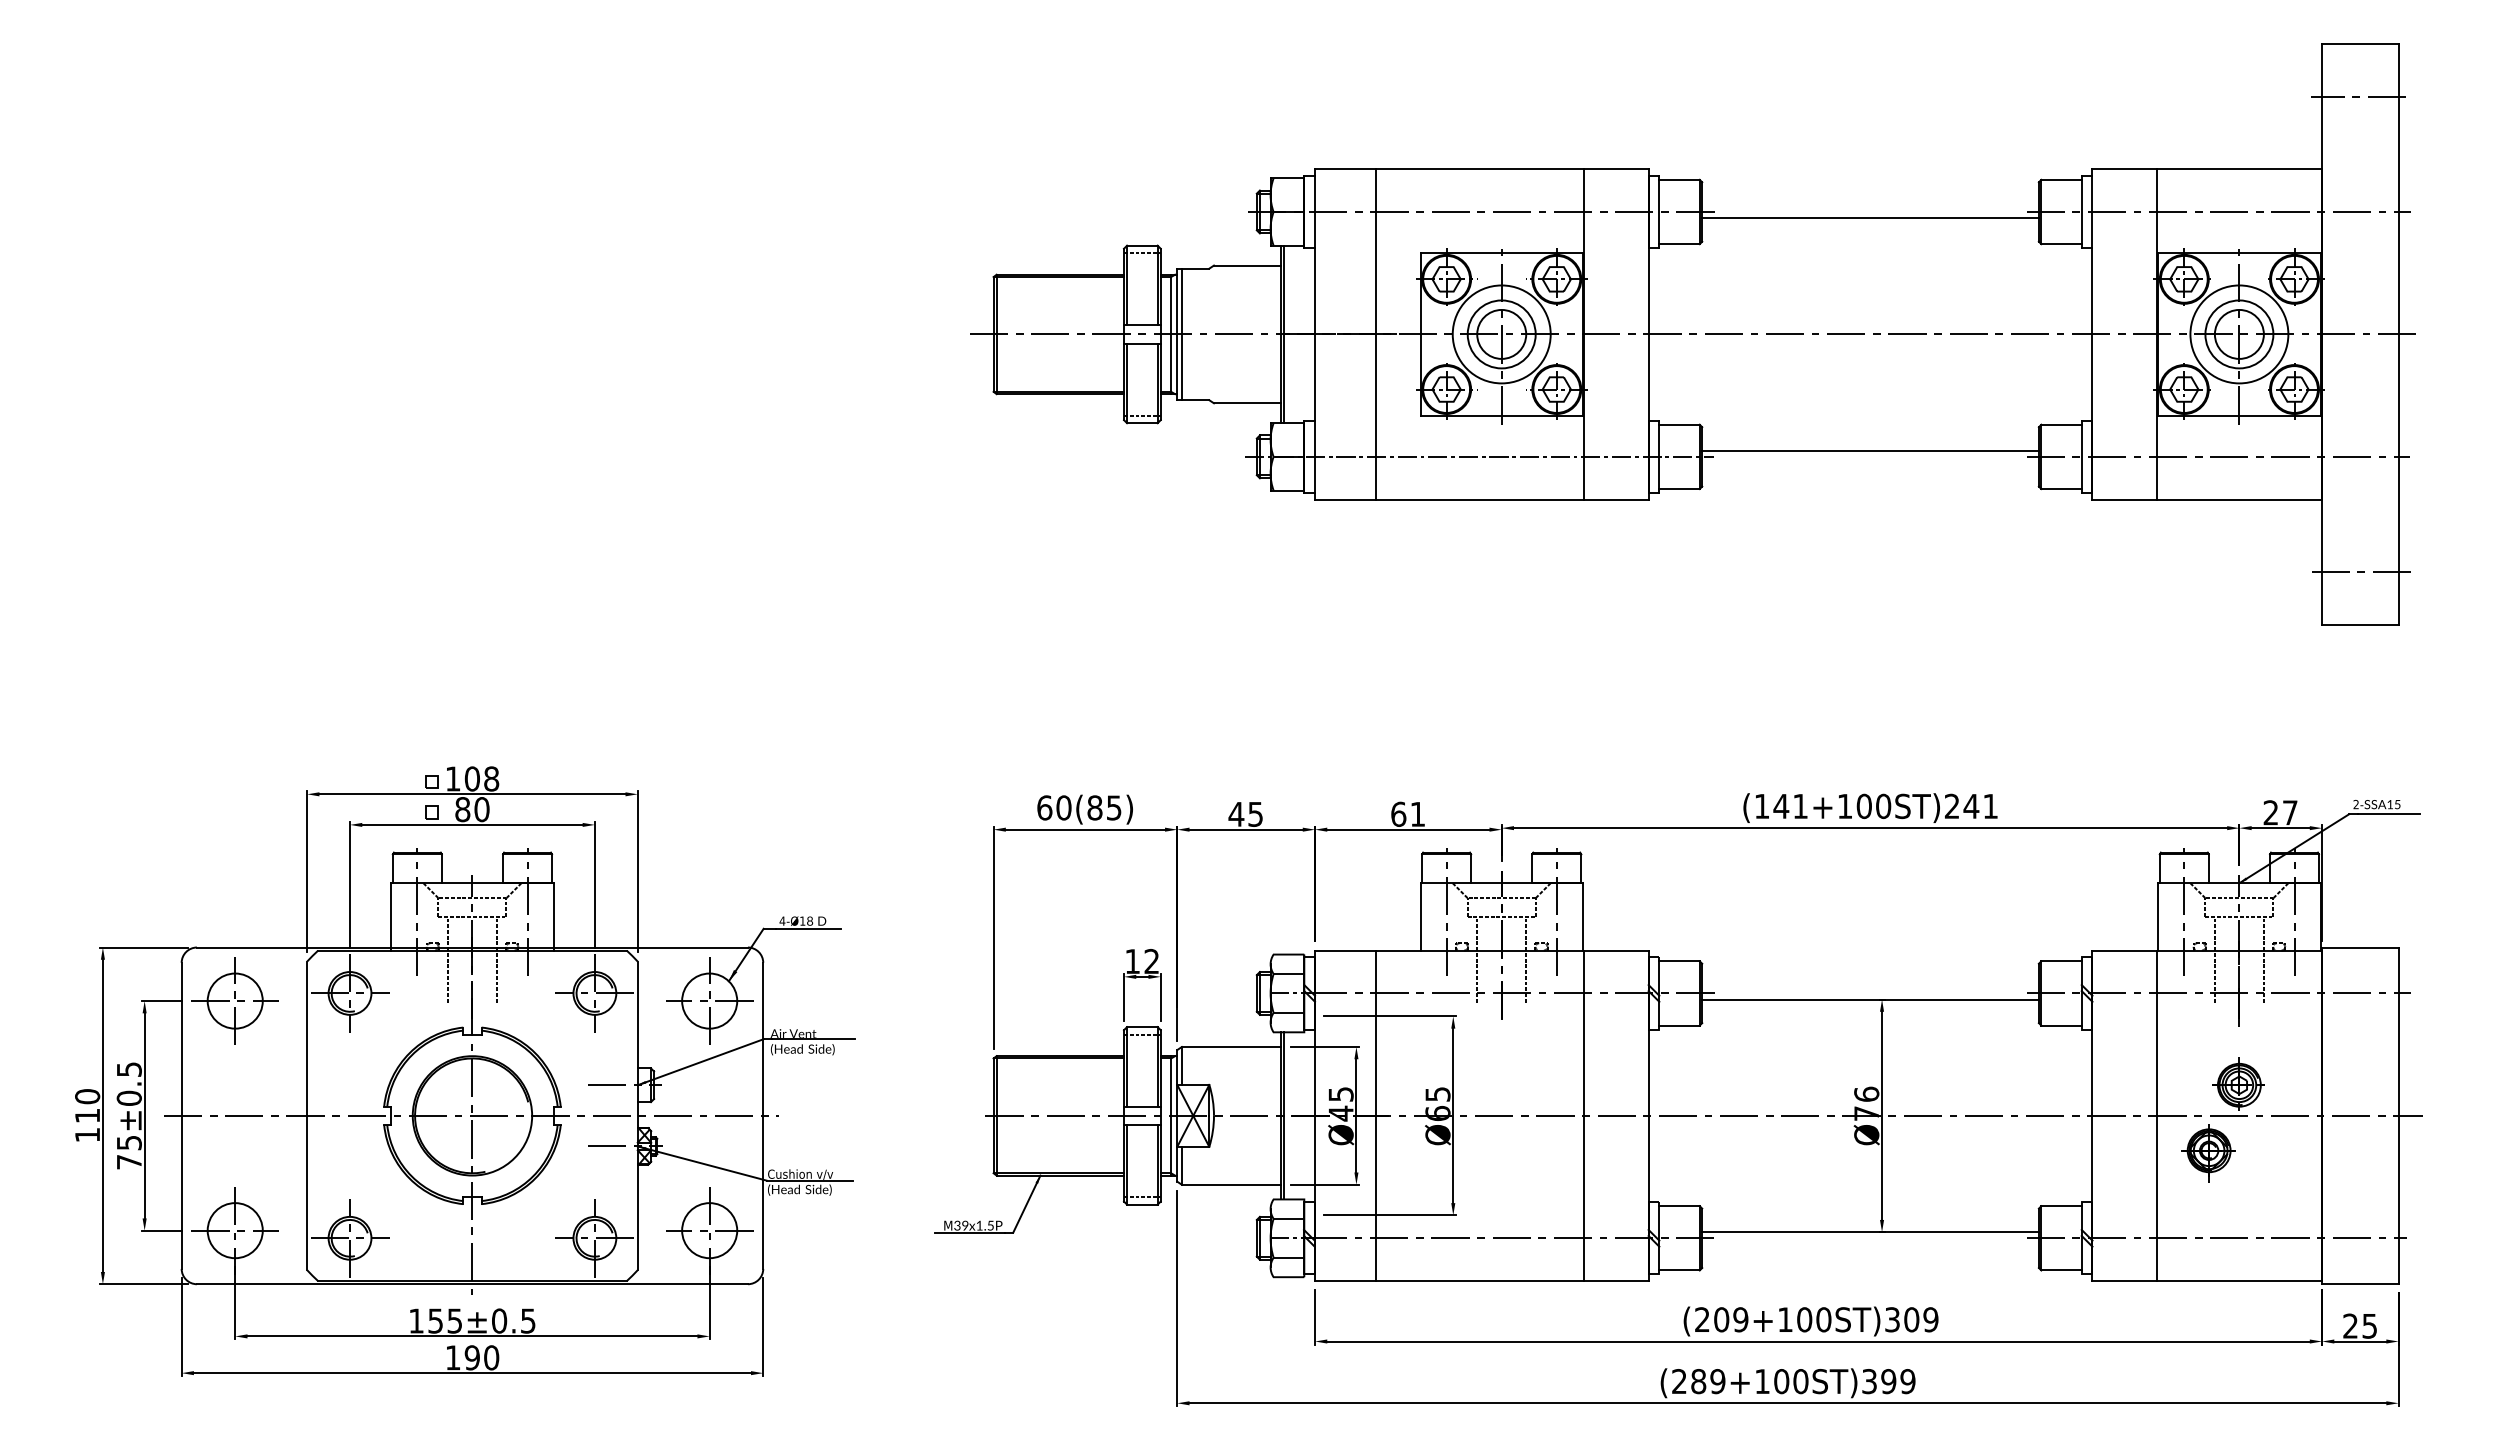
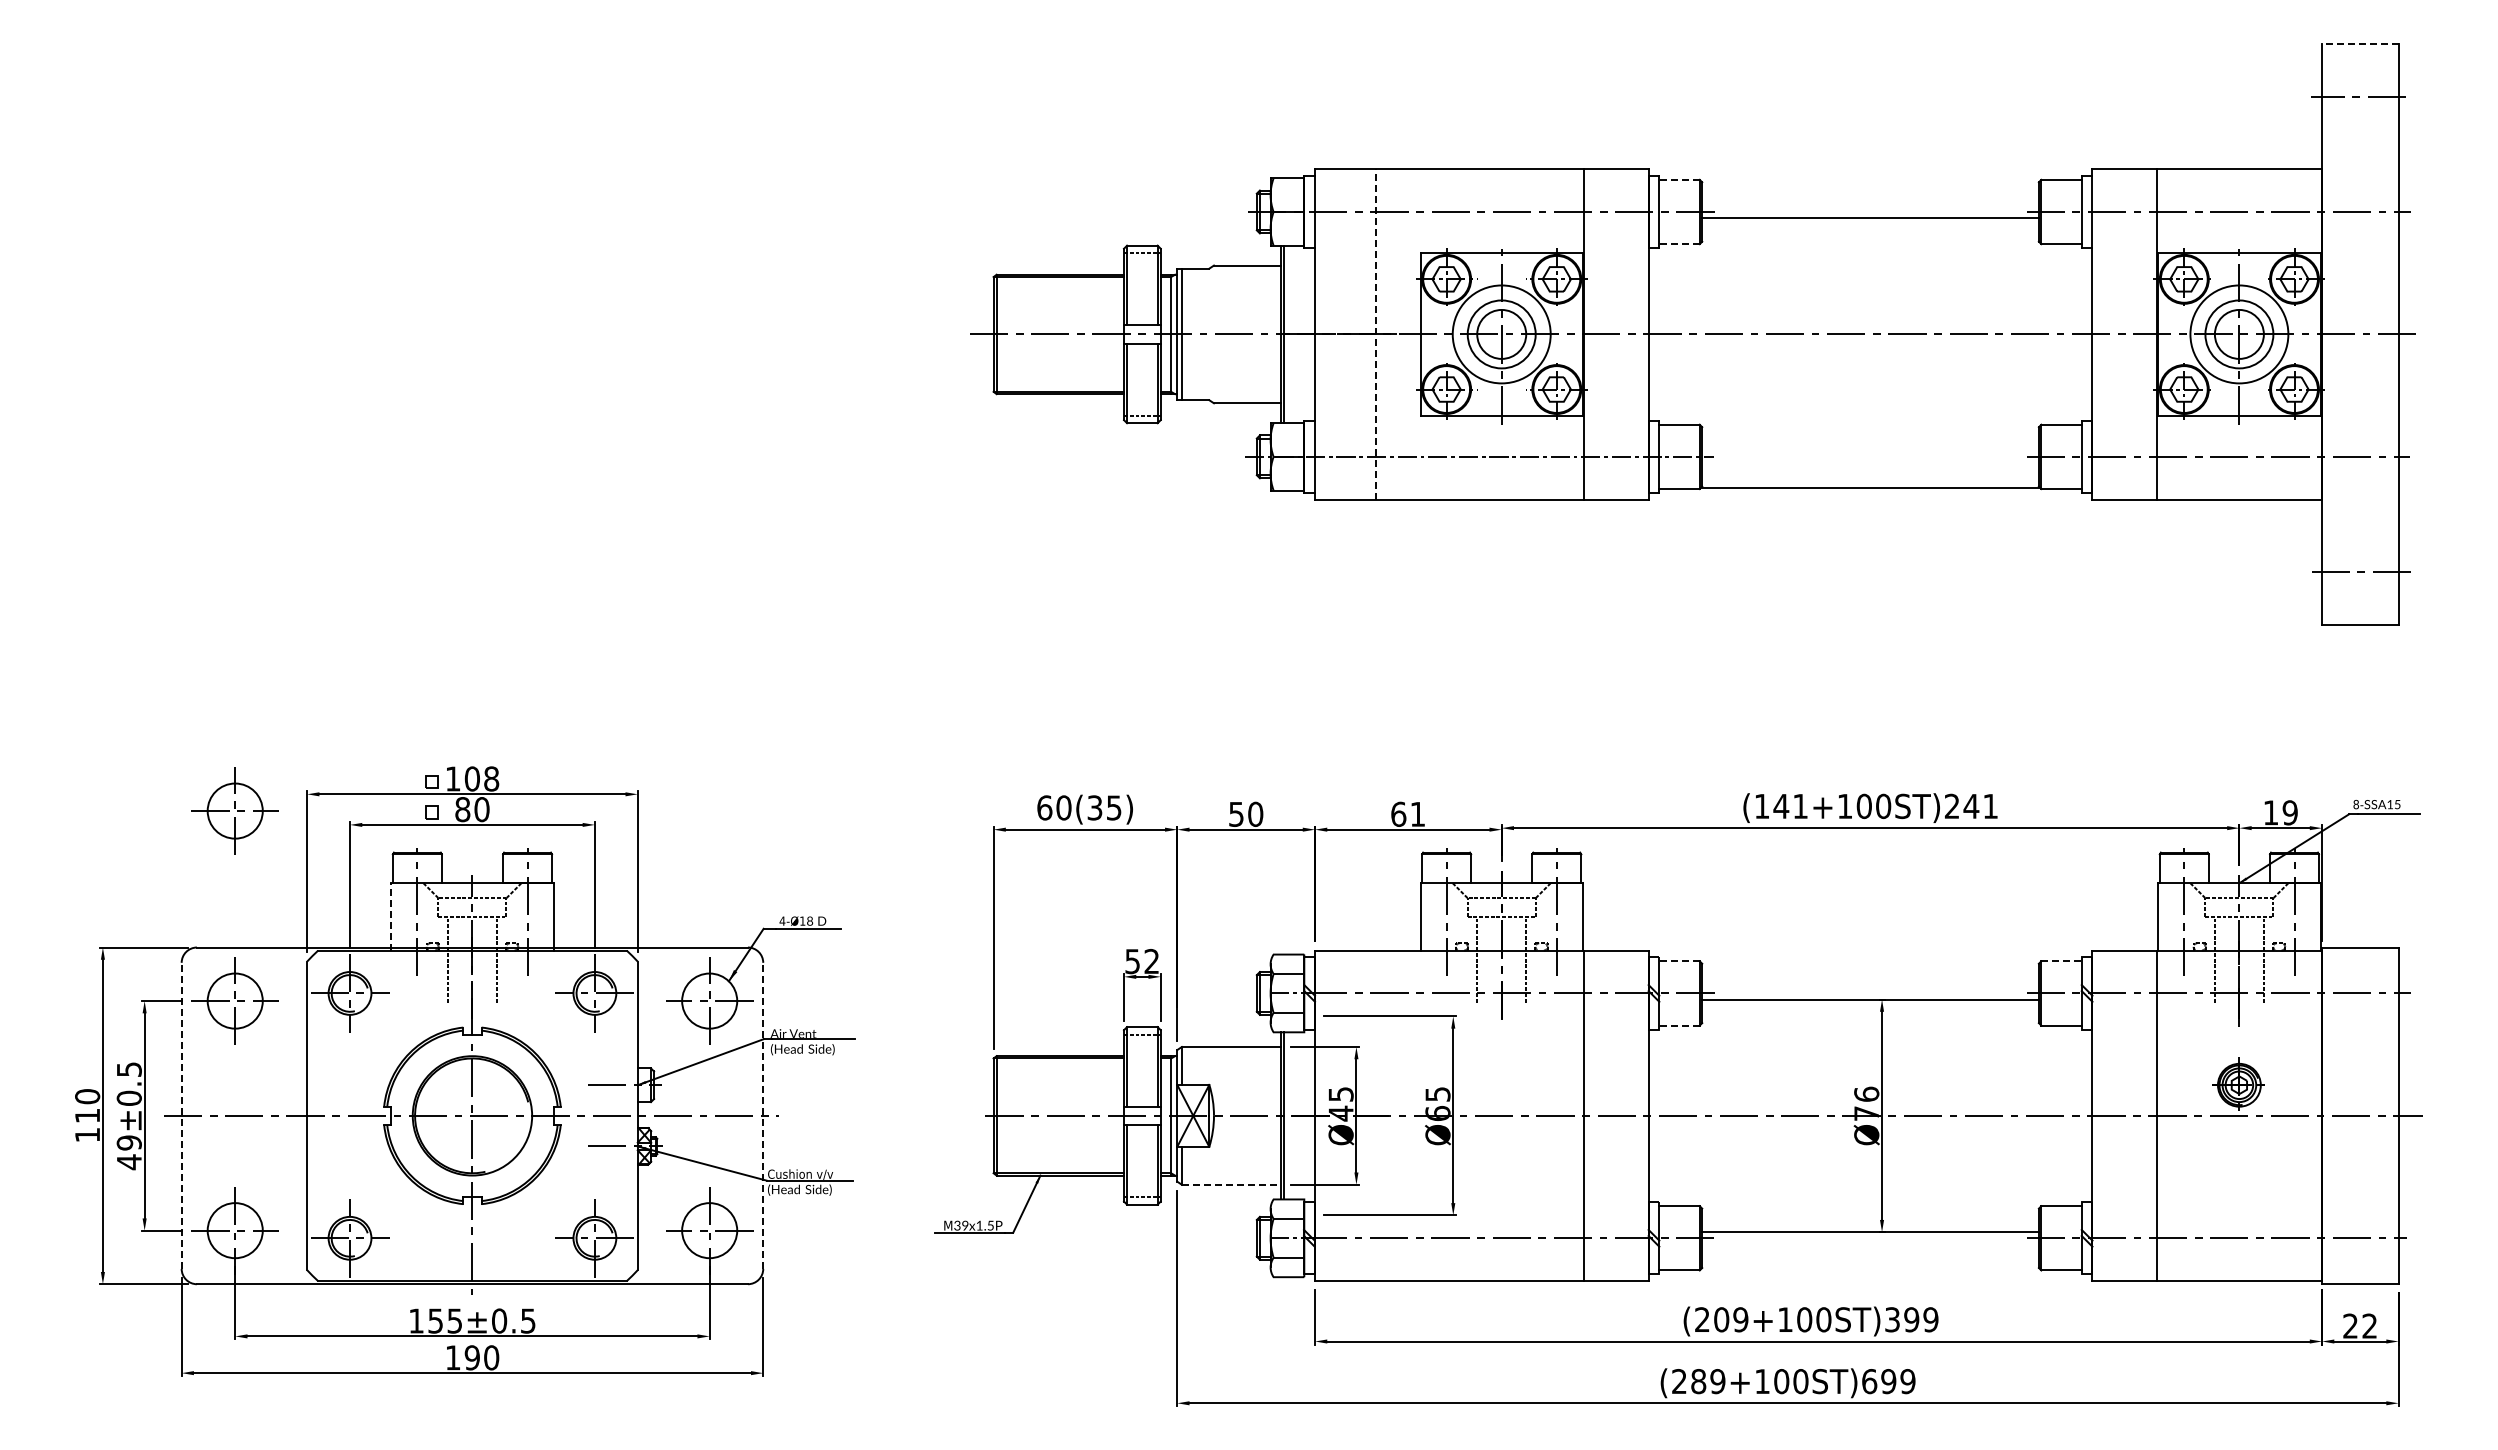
line: solid -> dashed (2359, 43)
line: solid -> dashed (1679, 179)
line: solid -> dashed (1679, 244)
line: solid -> dashed (1376, 333)
line position: (1870, 450) -> (1870, 487) (1870, 487)
text: 2- -> 8- (2355, 804)
text: 60(85) -> 60(35) (1094, 807)
part: none -> present (234, 810)
text: 27 -> 19 (2280, 812)
text: 45 -> 50 (1245, 813)
line: solid -> dashed (391, 916)
text: 12 -> 52 (1132, 961)
line: solid -> dashed (1679, 961)
line: solid -> dashed (2062, 961)
line: solid -> dashed (1679, 1025)
line: solid -> dashed (181, 1115)
line: solid -> dashed (763, 1115)
line: present -> none (1376, 1115)
text: 75±0.5 -> 49±0.5 (128, 1152)
part: present -> none (2208, 1153)
line: solid -> dashed (1231, 1184)
text: (209+100ST)309 -> (209+100ST)399 (1911, 1319)
text: 25 -> 22 (2369, 1325)
text: (289+100ST)399 -> (289+100ST)699 (1869, 1381)
